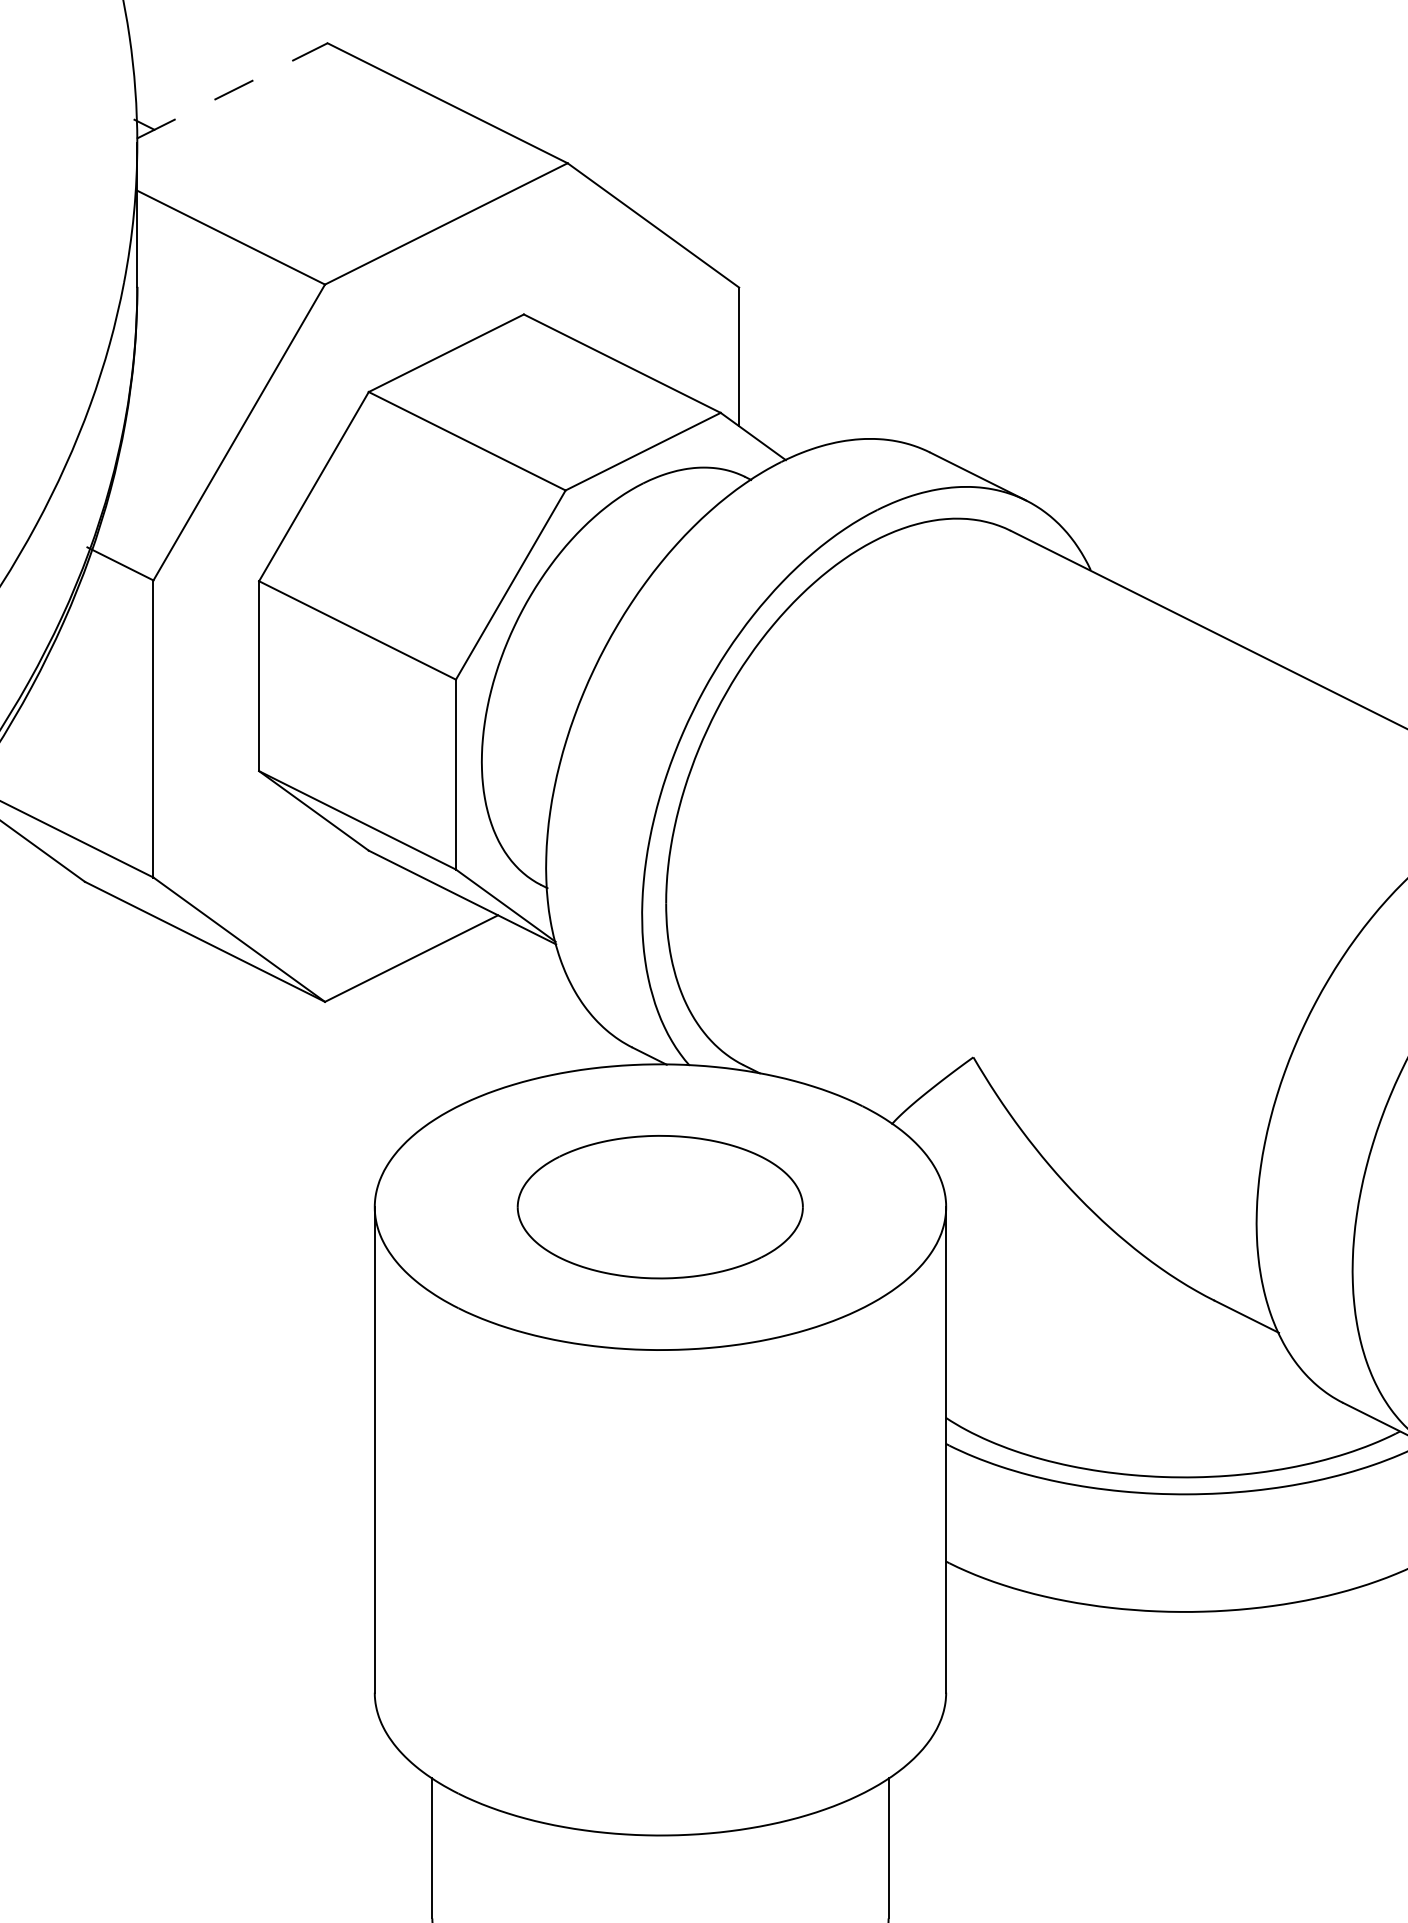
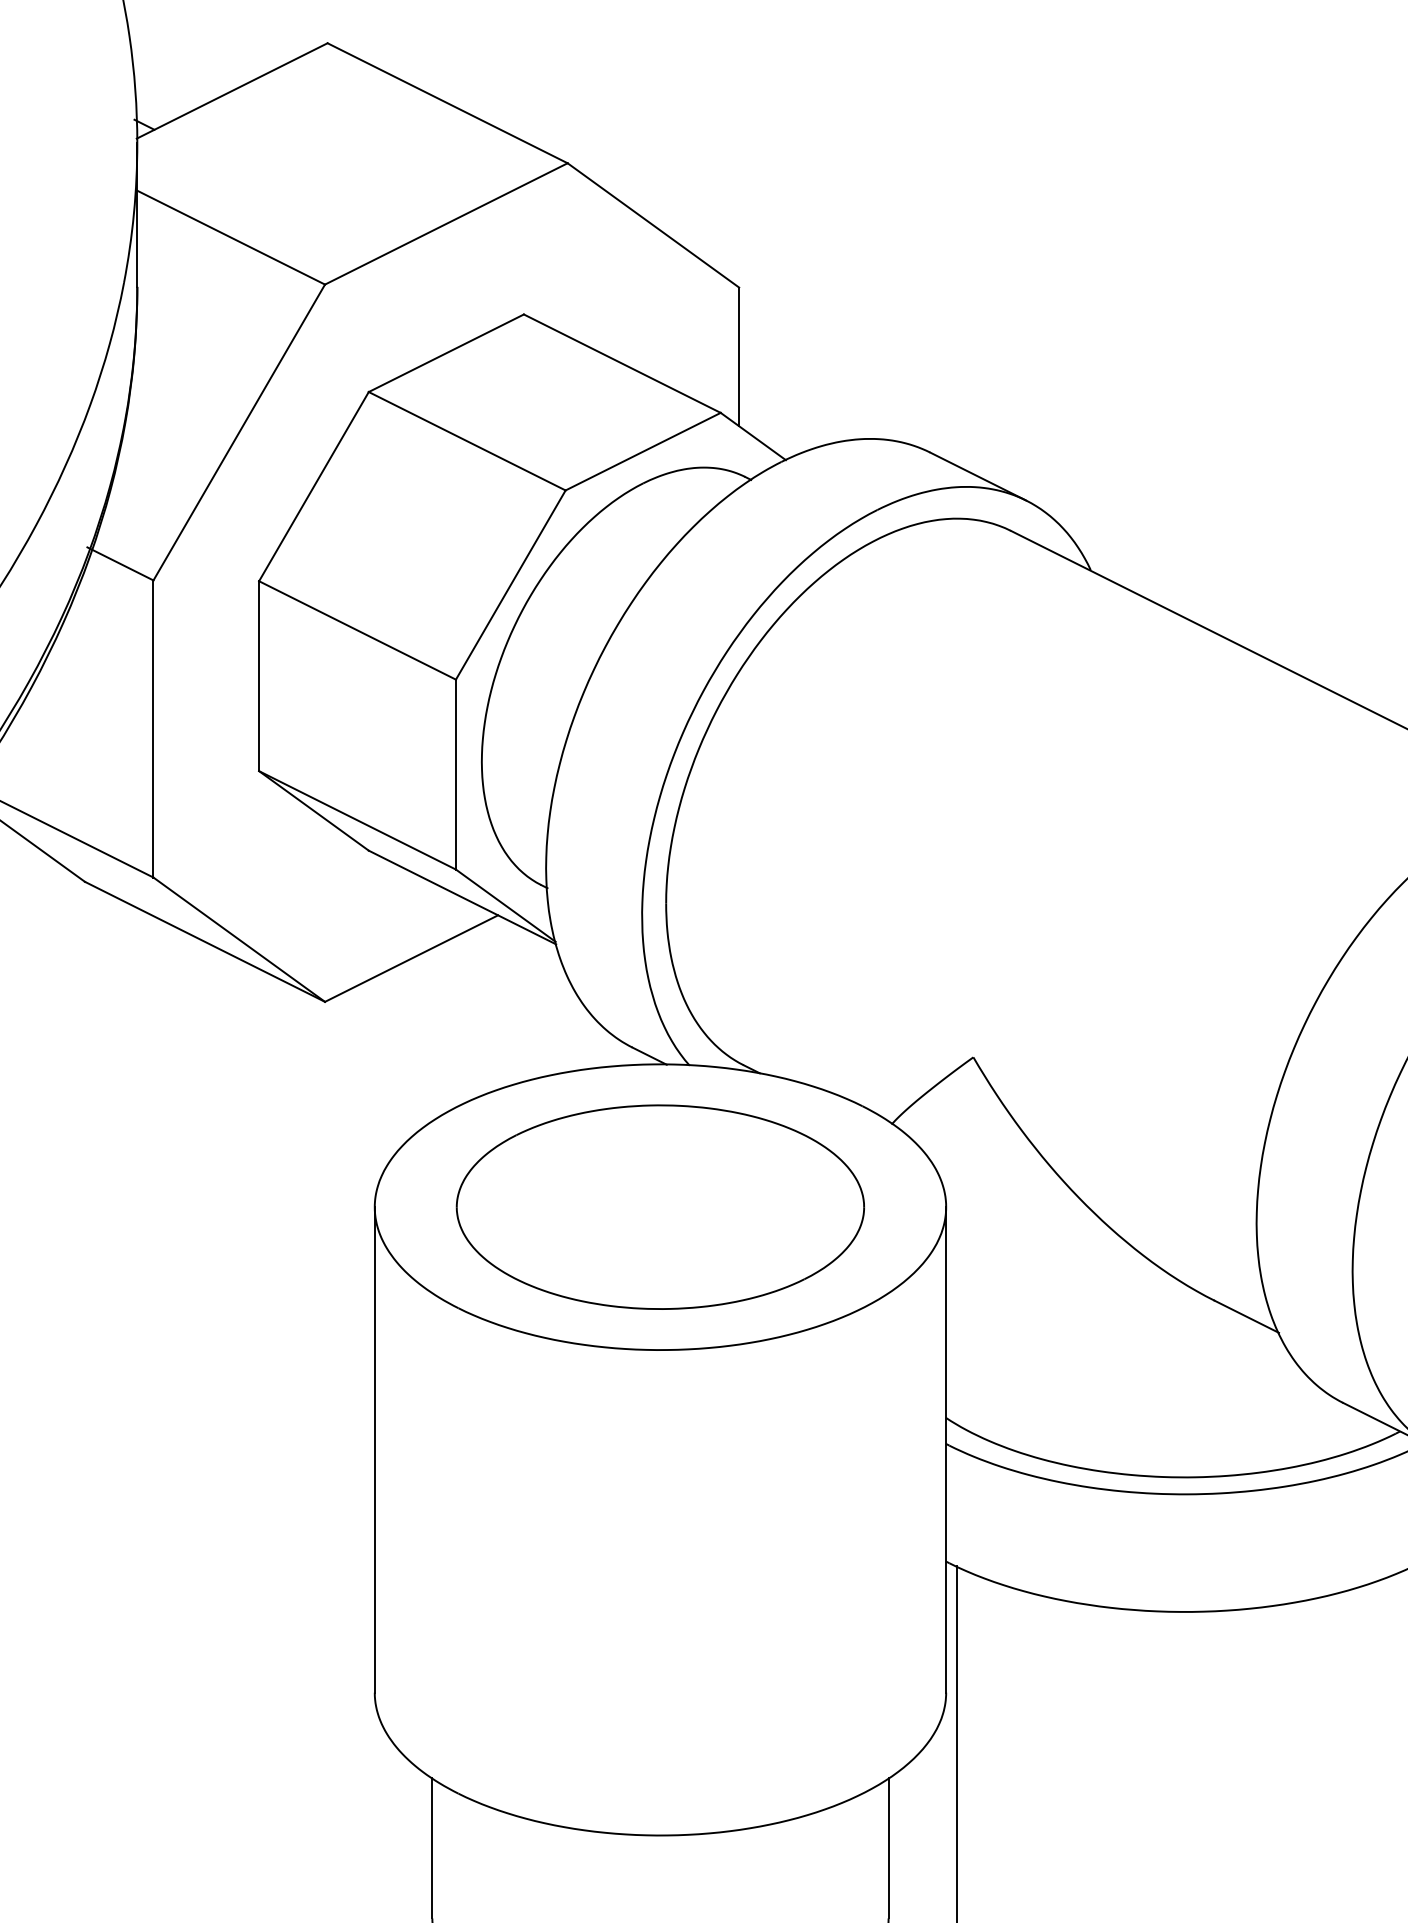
line: dashed -> solid (232, 90)
part size: 288x145 px -> 410x206 px (659, 1206)
line: none -> present (956, 1742)
